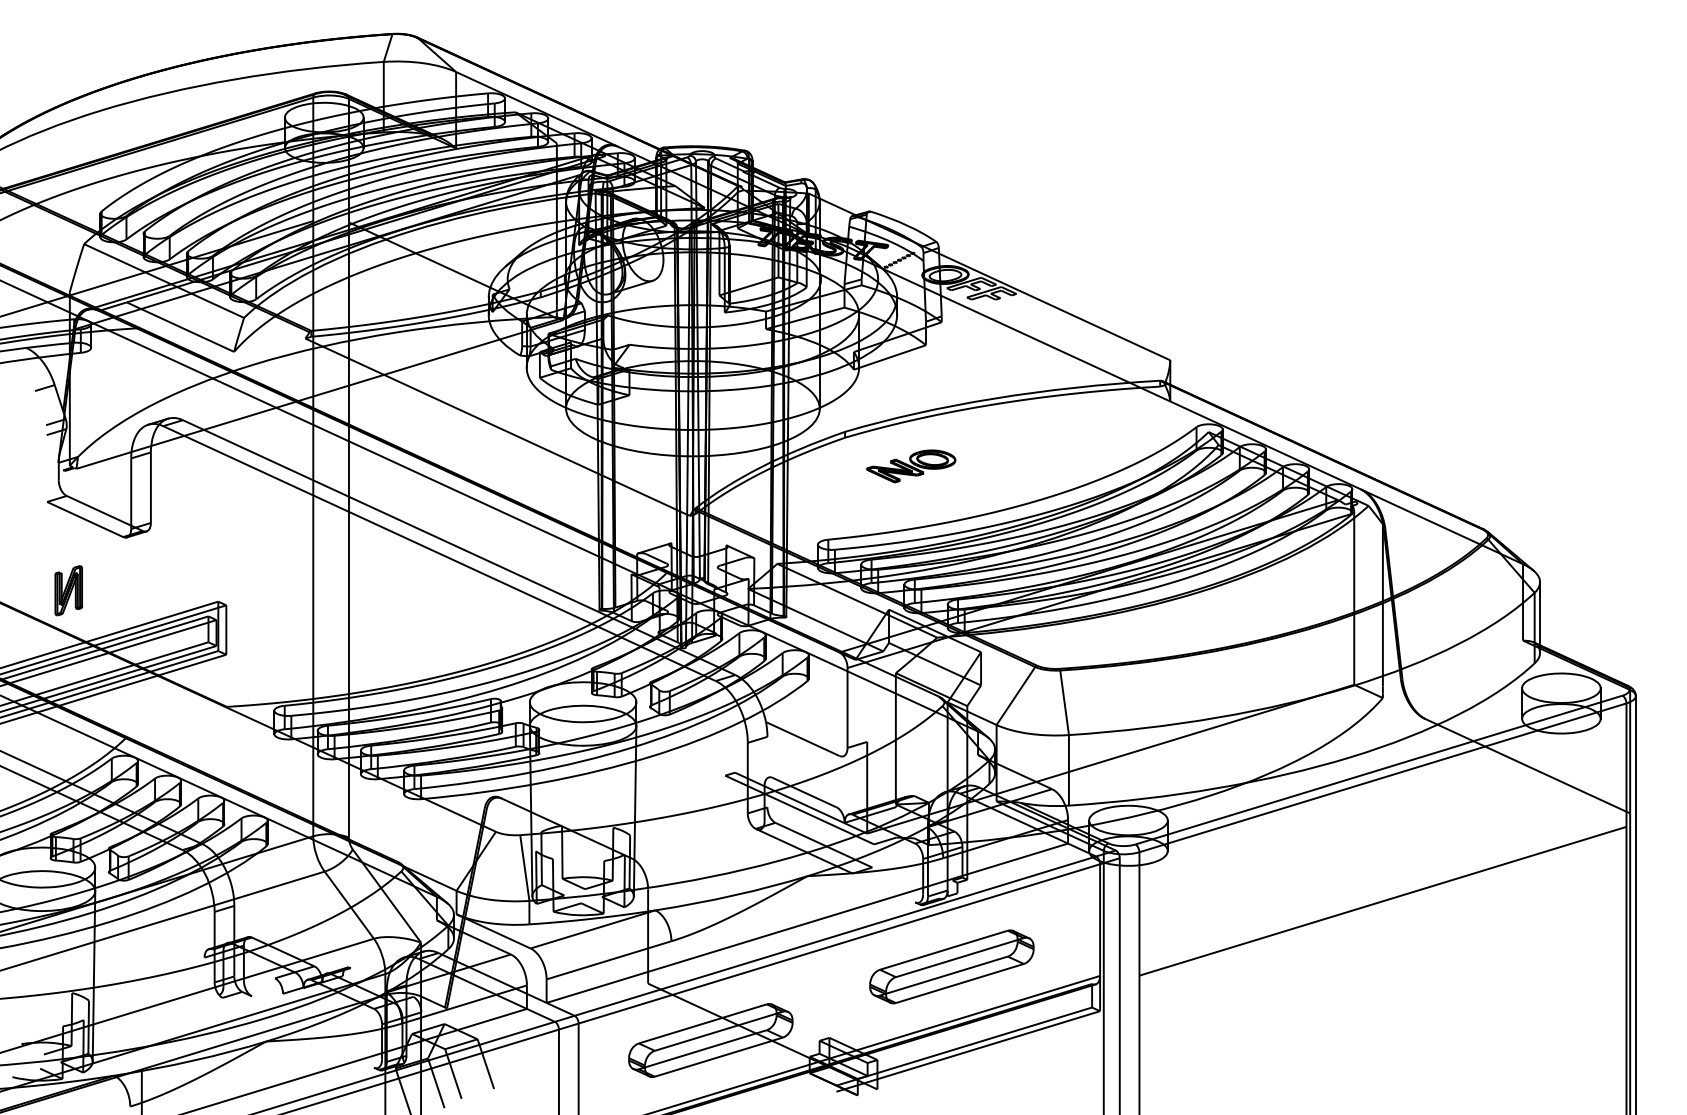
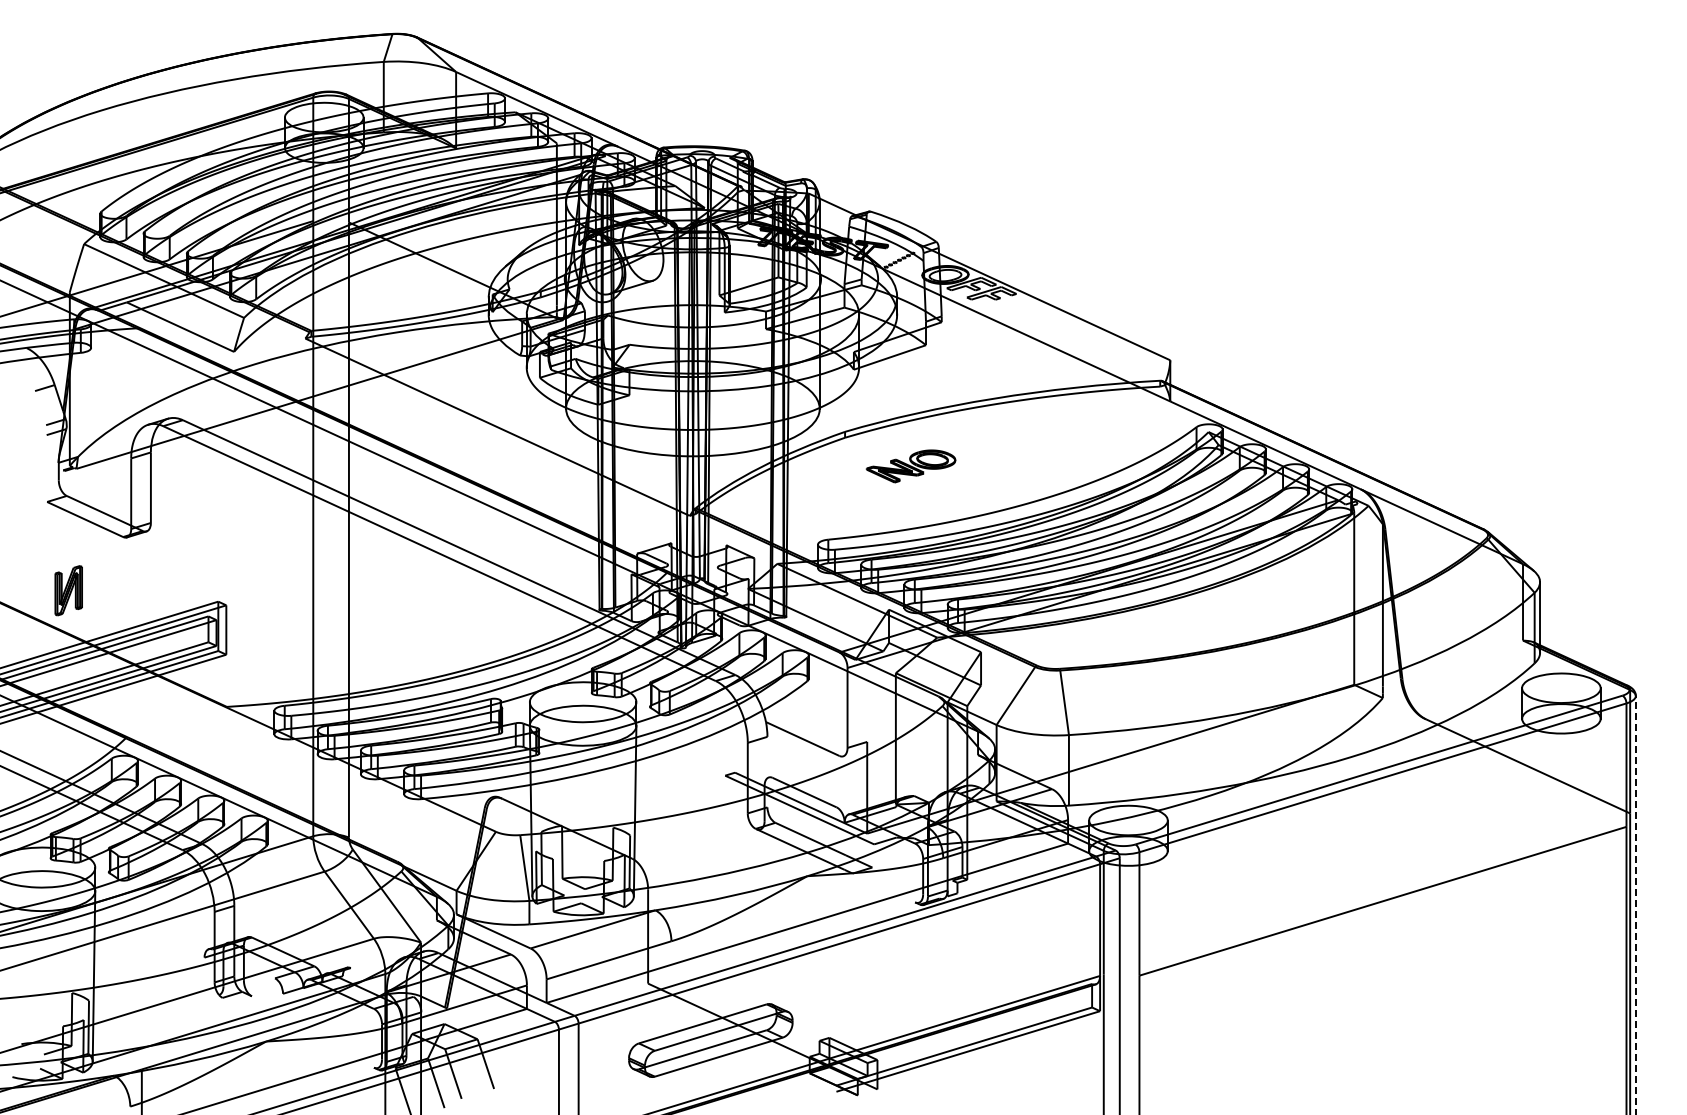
line: solid -> dashed (1635, 904)
part: present -> none (951, 966)
